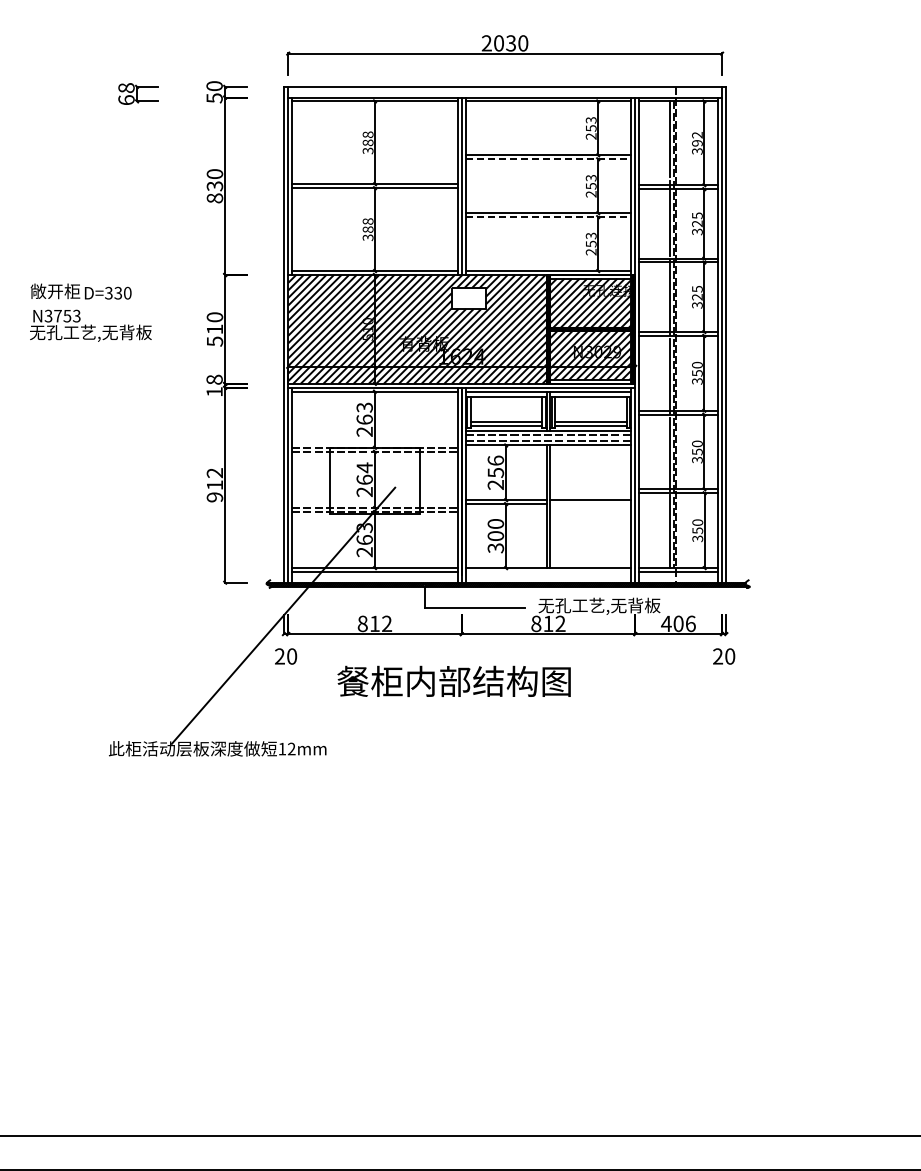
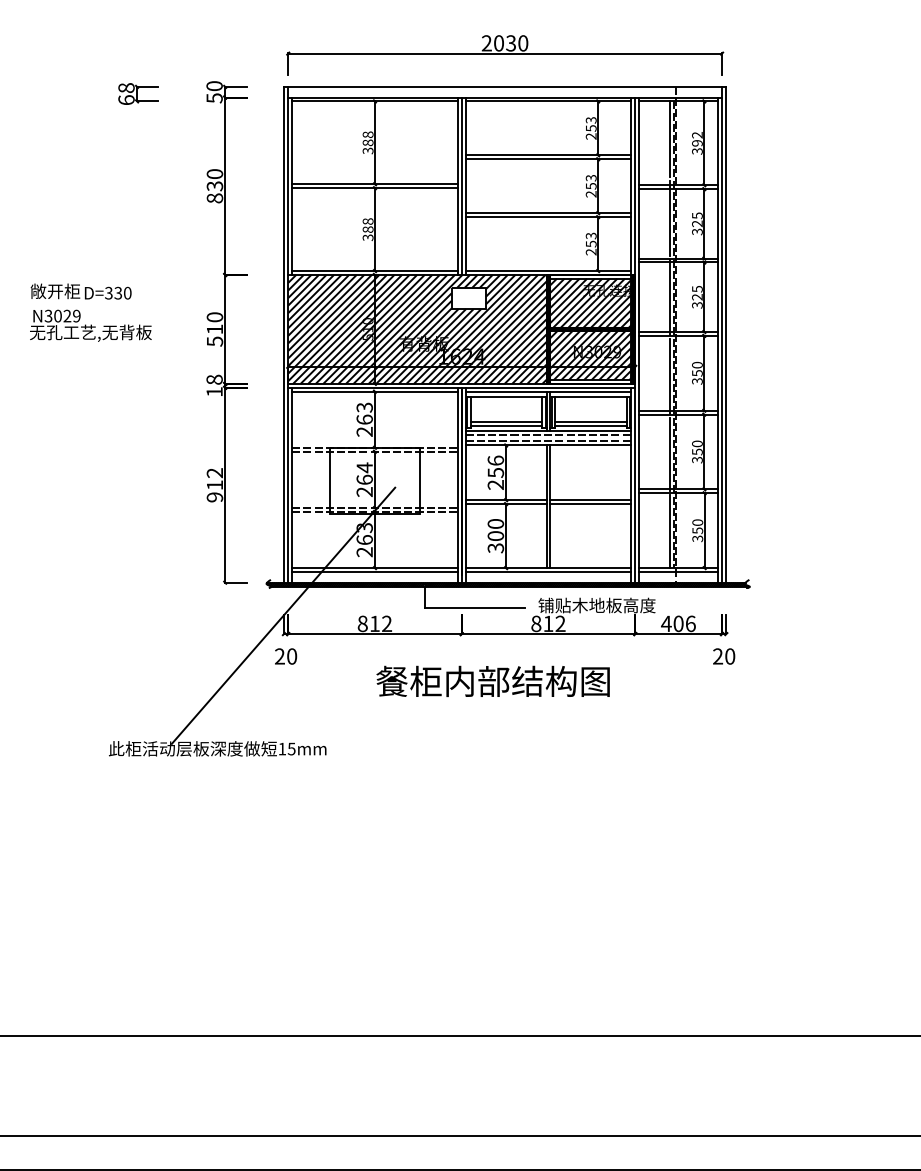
line: dashed -> solid (548, 159)
line: dashed -> solid (548, 217)
text: N3753 -> N3029 (67, 315)
line: none -> present (590, 504)
line: none -> present (548, 572)
text: 无孔工艺,无背板 -> 铺贴木地板高度 (599, 605)
text position: (453, 680) -> (492, 680) (492, 680)
text: 12mm -> 15mm (291, 748)
line: none -> present (459, 1035)
